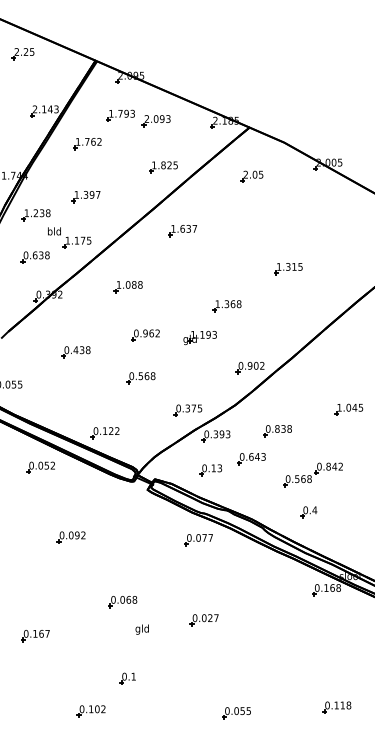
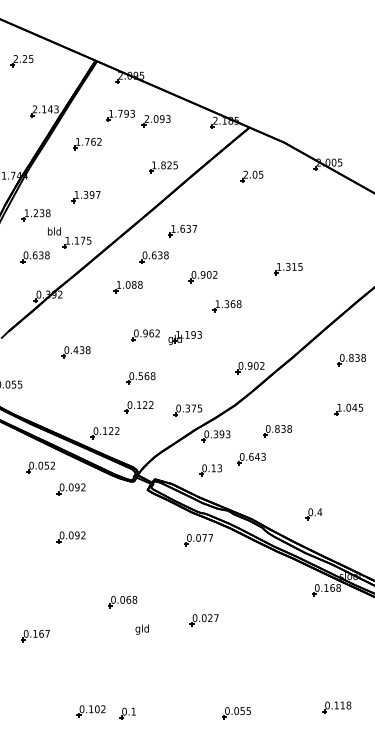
part position: (22, 54) -> (21, 61) (21, 61)
part: none -> present (153, 257)
part: none -> present (202, 277)
part position: (199, 338) -> (184, 338) (184, 338)
part: none -> present (351, 360)
part: none -> present (138, 407)
part: present -> none (312, 474)
part: none -> present (70, 489)
part position: (308, 512) -> (313, 514) (313, 514)
part position: (127, 678) -> (127, 713) (127, 713)
